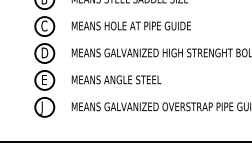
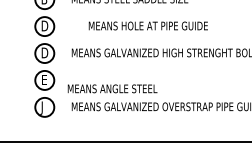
text: C -> D (44, 25)
text position: (130, 25) -> (147, 25) (147, 25)
text position: (116, 79) -> (112, 88) (112, 88)
